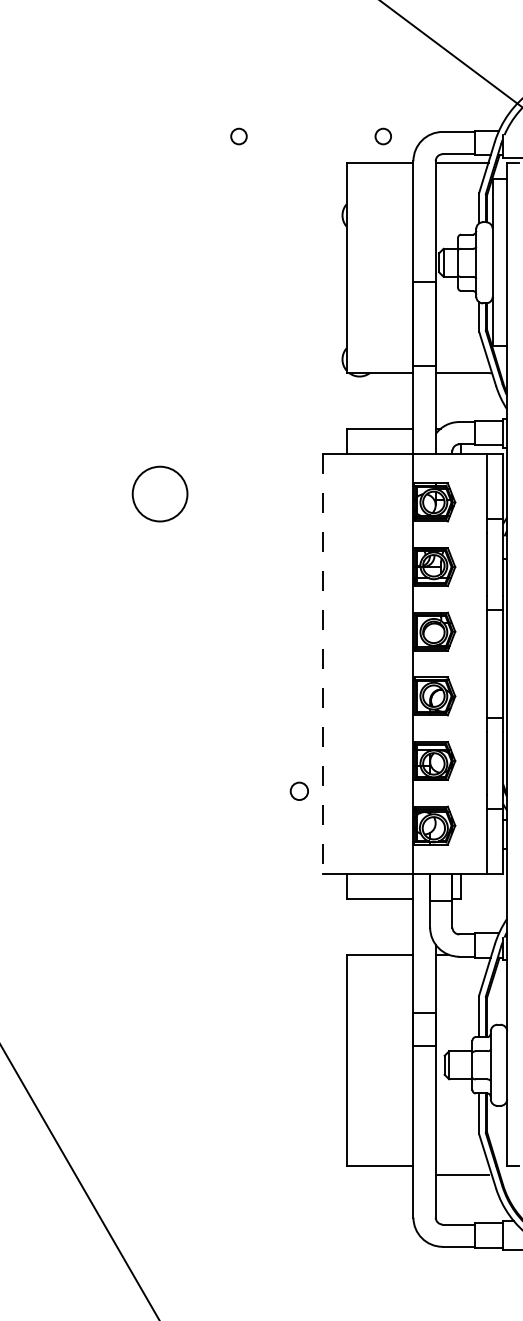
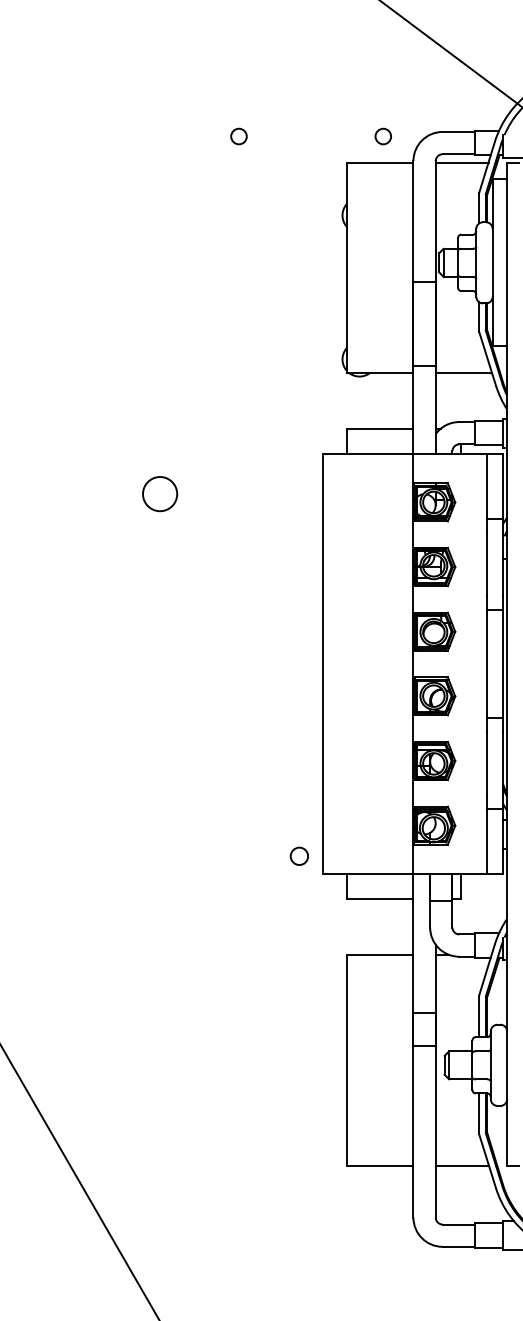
circle diameter: 55 px -> 34 px (160, 494)
line: dashed -> solid (323, 664)
circle position: (298, 790) -> (298, 855) (298, 855)
line position: (461, 1174) -> (461, 1165) (461, 1165)
